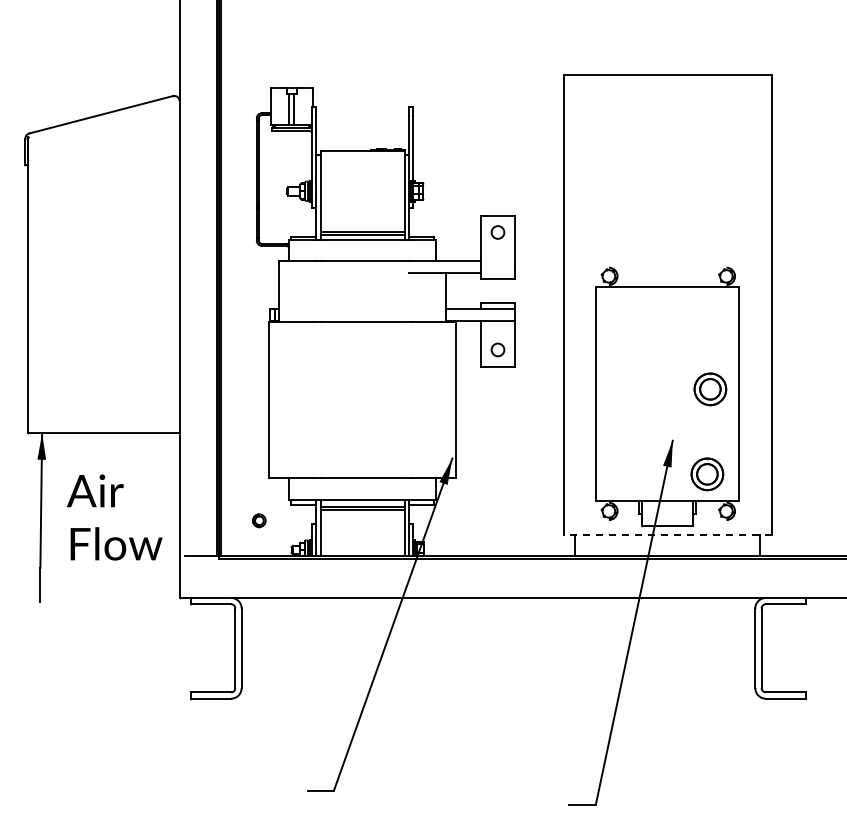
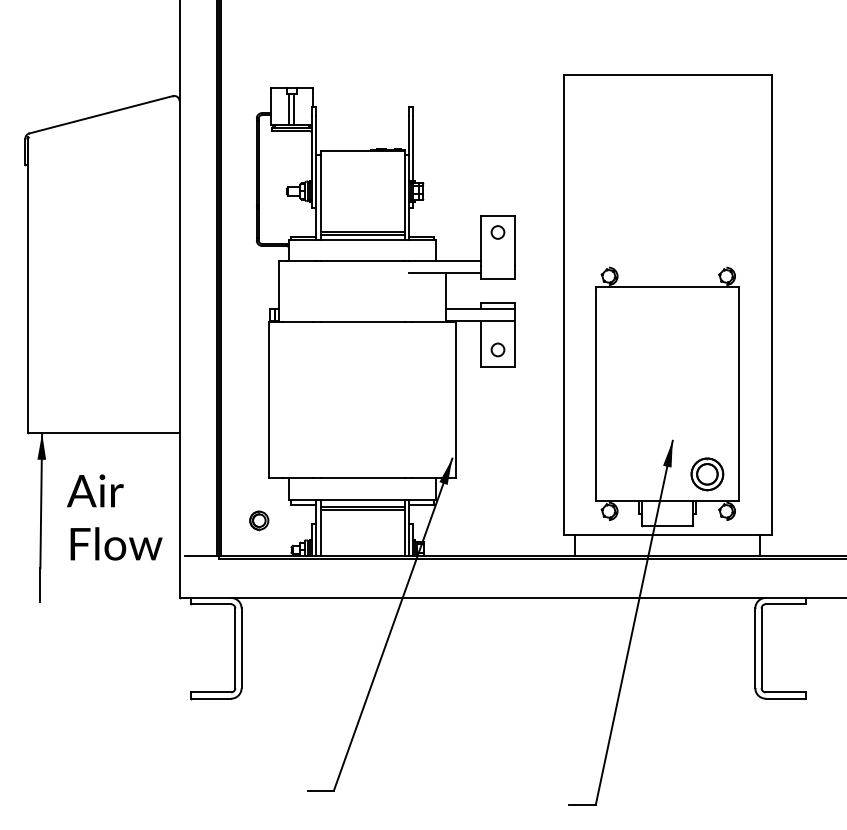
part: present -> none (710, 389)
part size: 15x16 px -> 21x22 px (259, 520)
line: dashed -> solid (667, 534)
